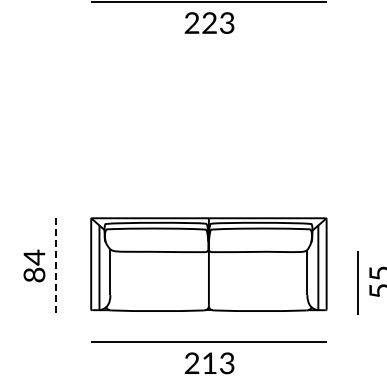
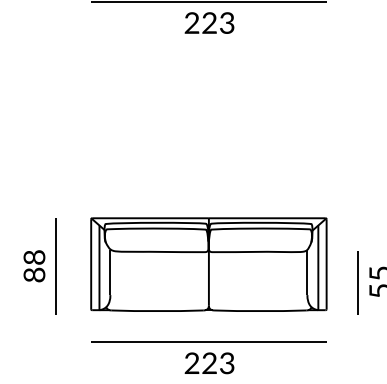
text: 84 -> 88 (34, 257)
line: dashed -> solid (55, 266)
text: 213 -> 223 (209, 362)
